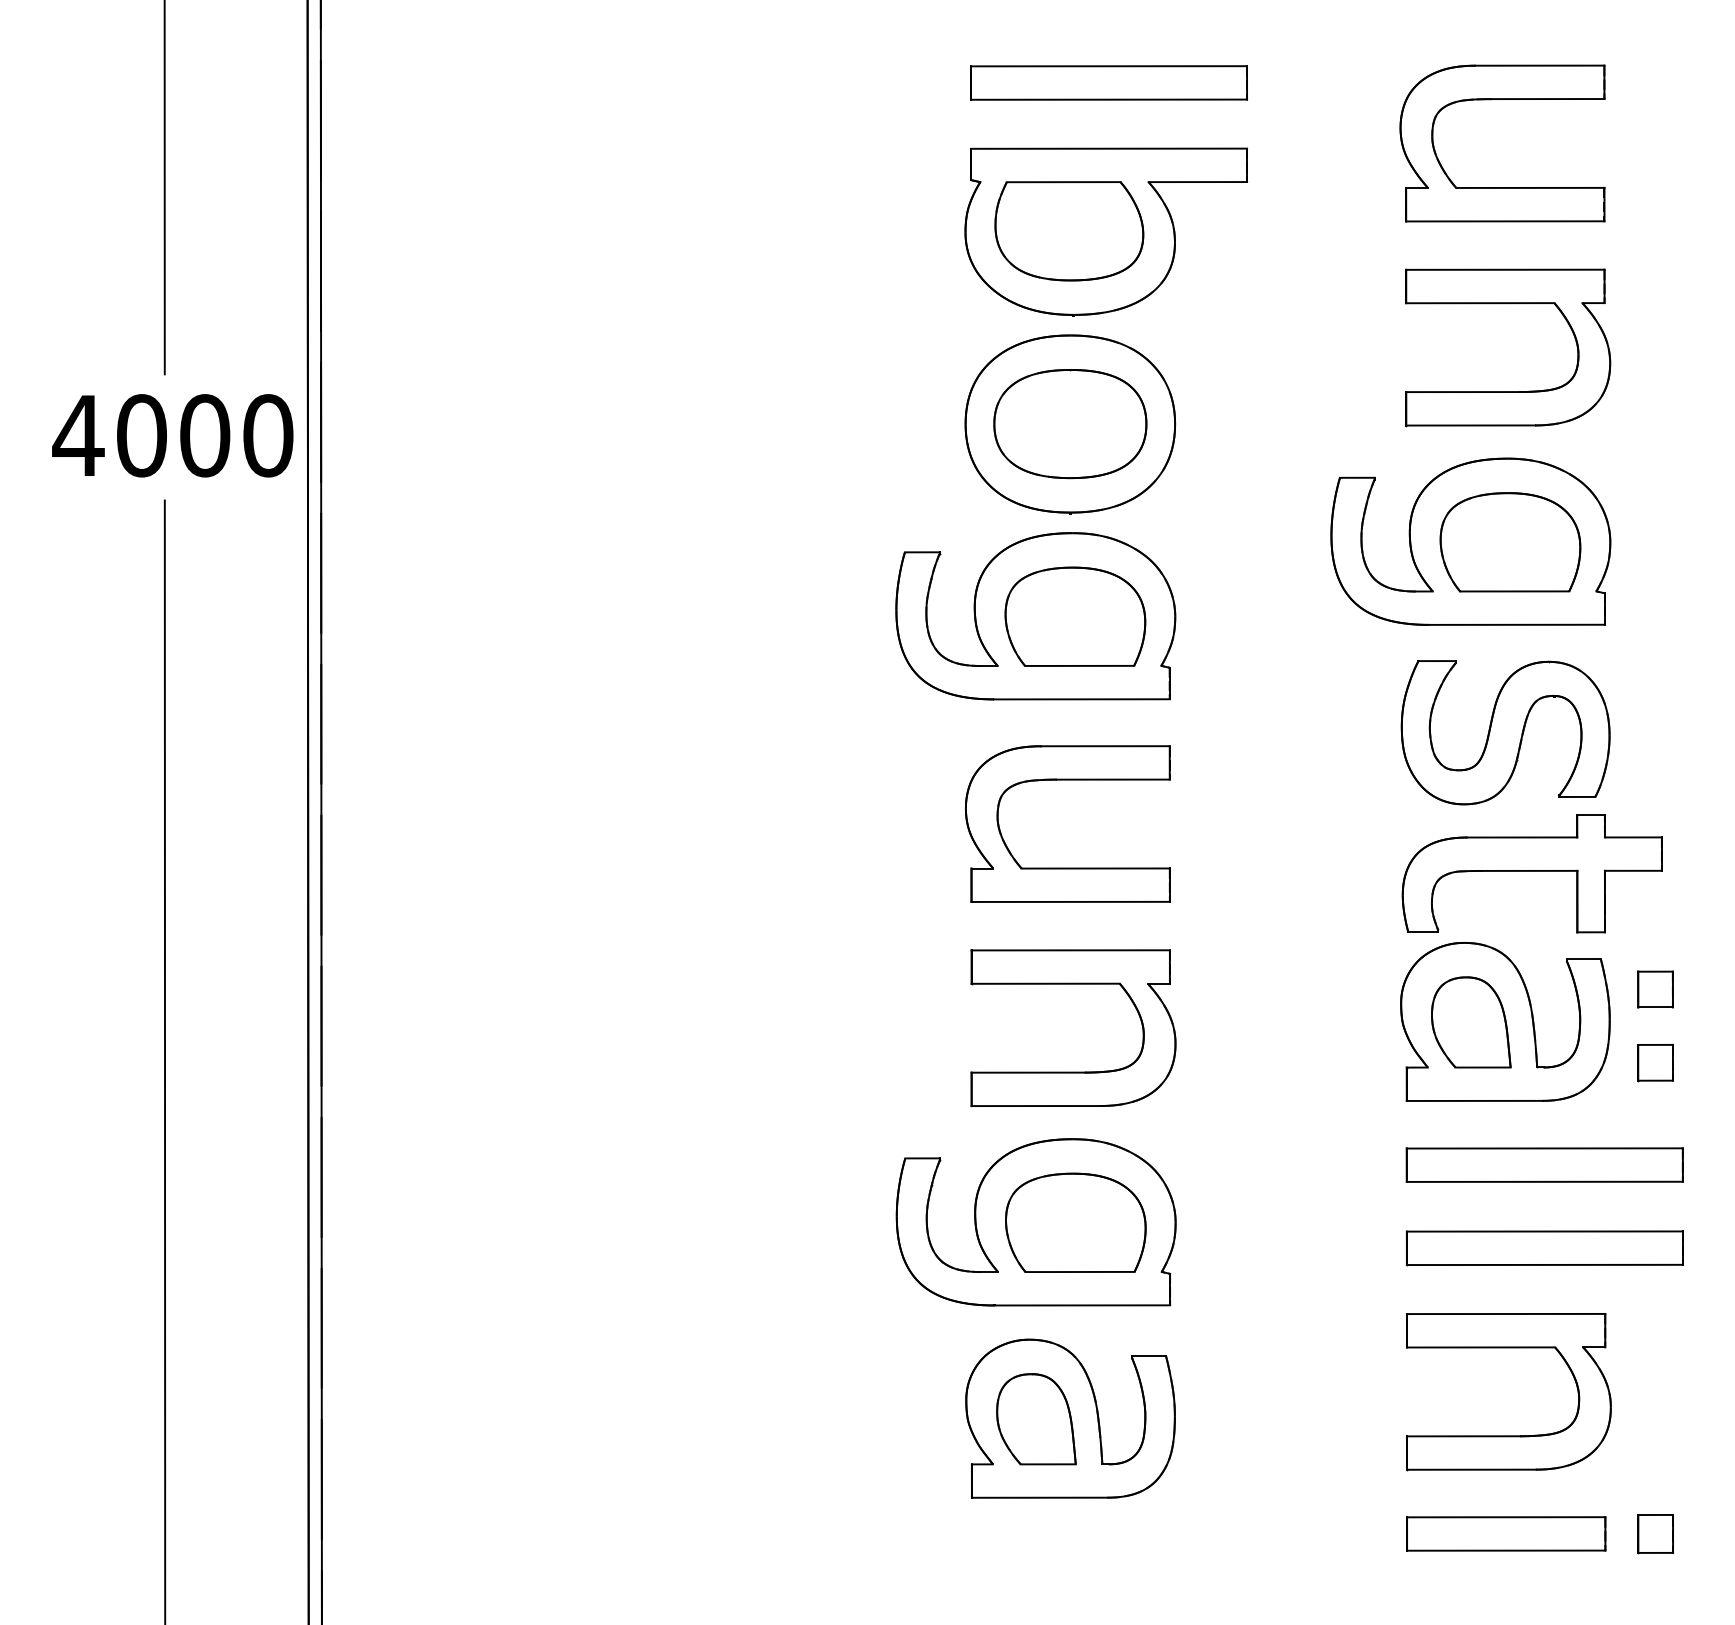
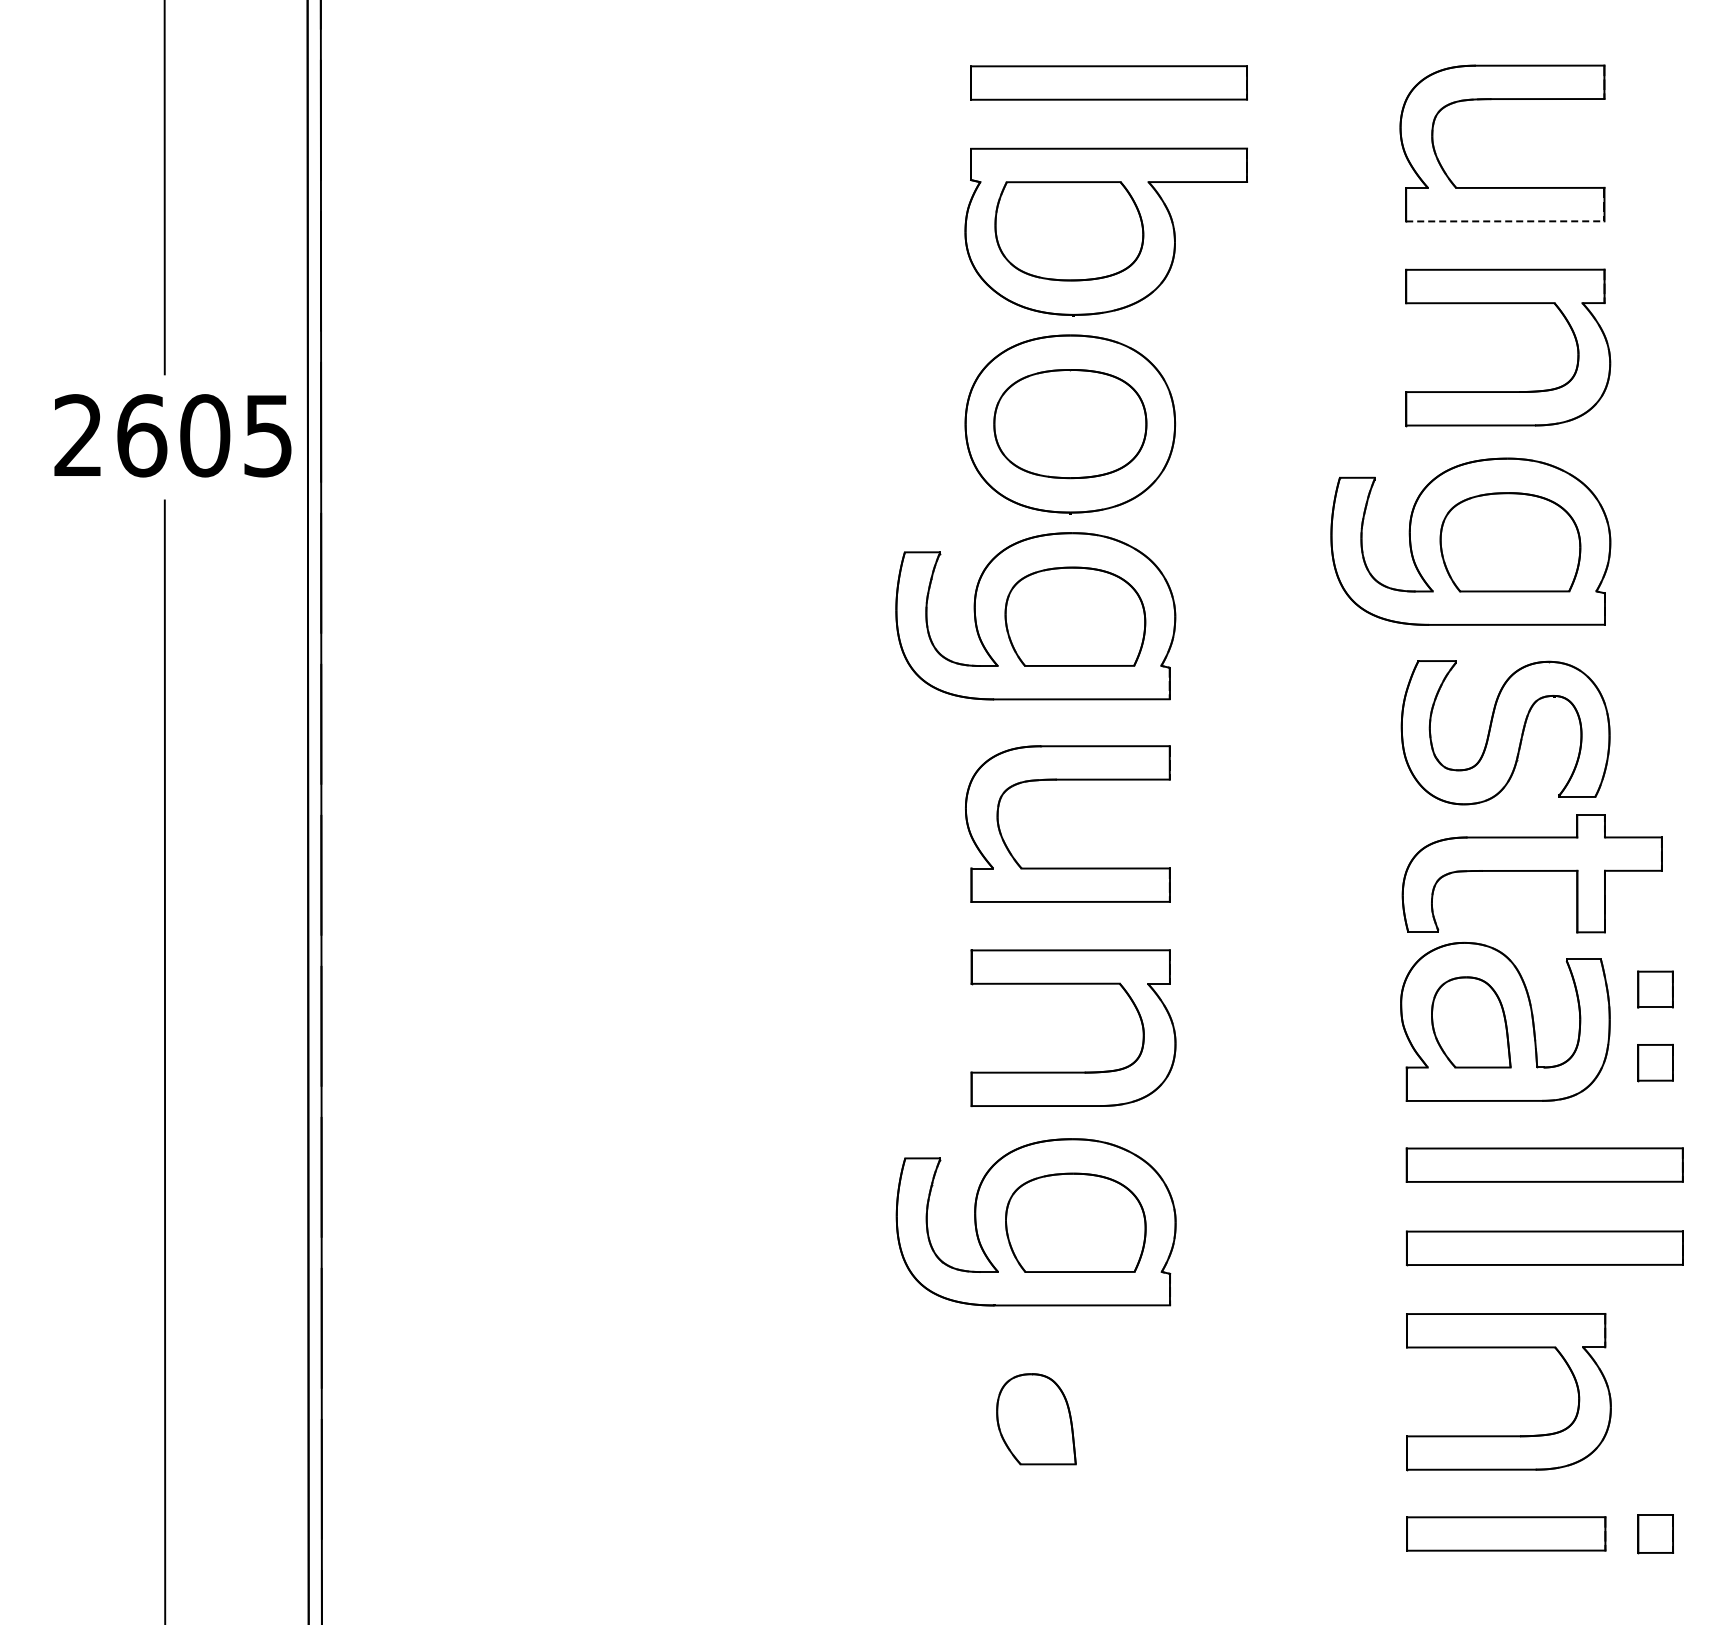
line: solid -> dashed (1505, 221)
text: 4000 -> 2605 (172, 435)
part: present -> none (1070, 1418)
